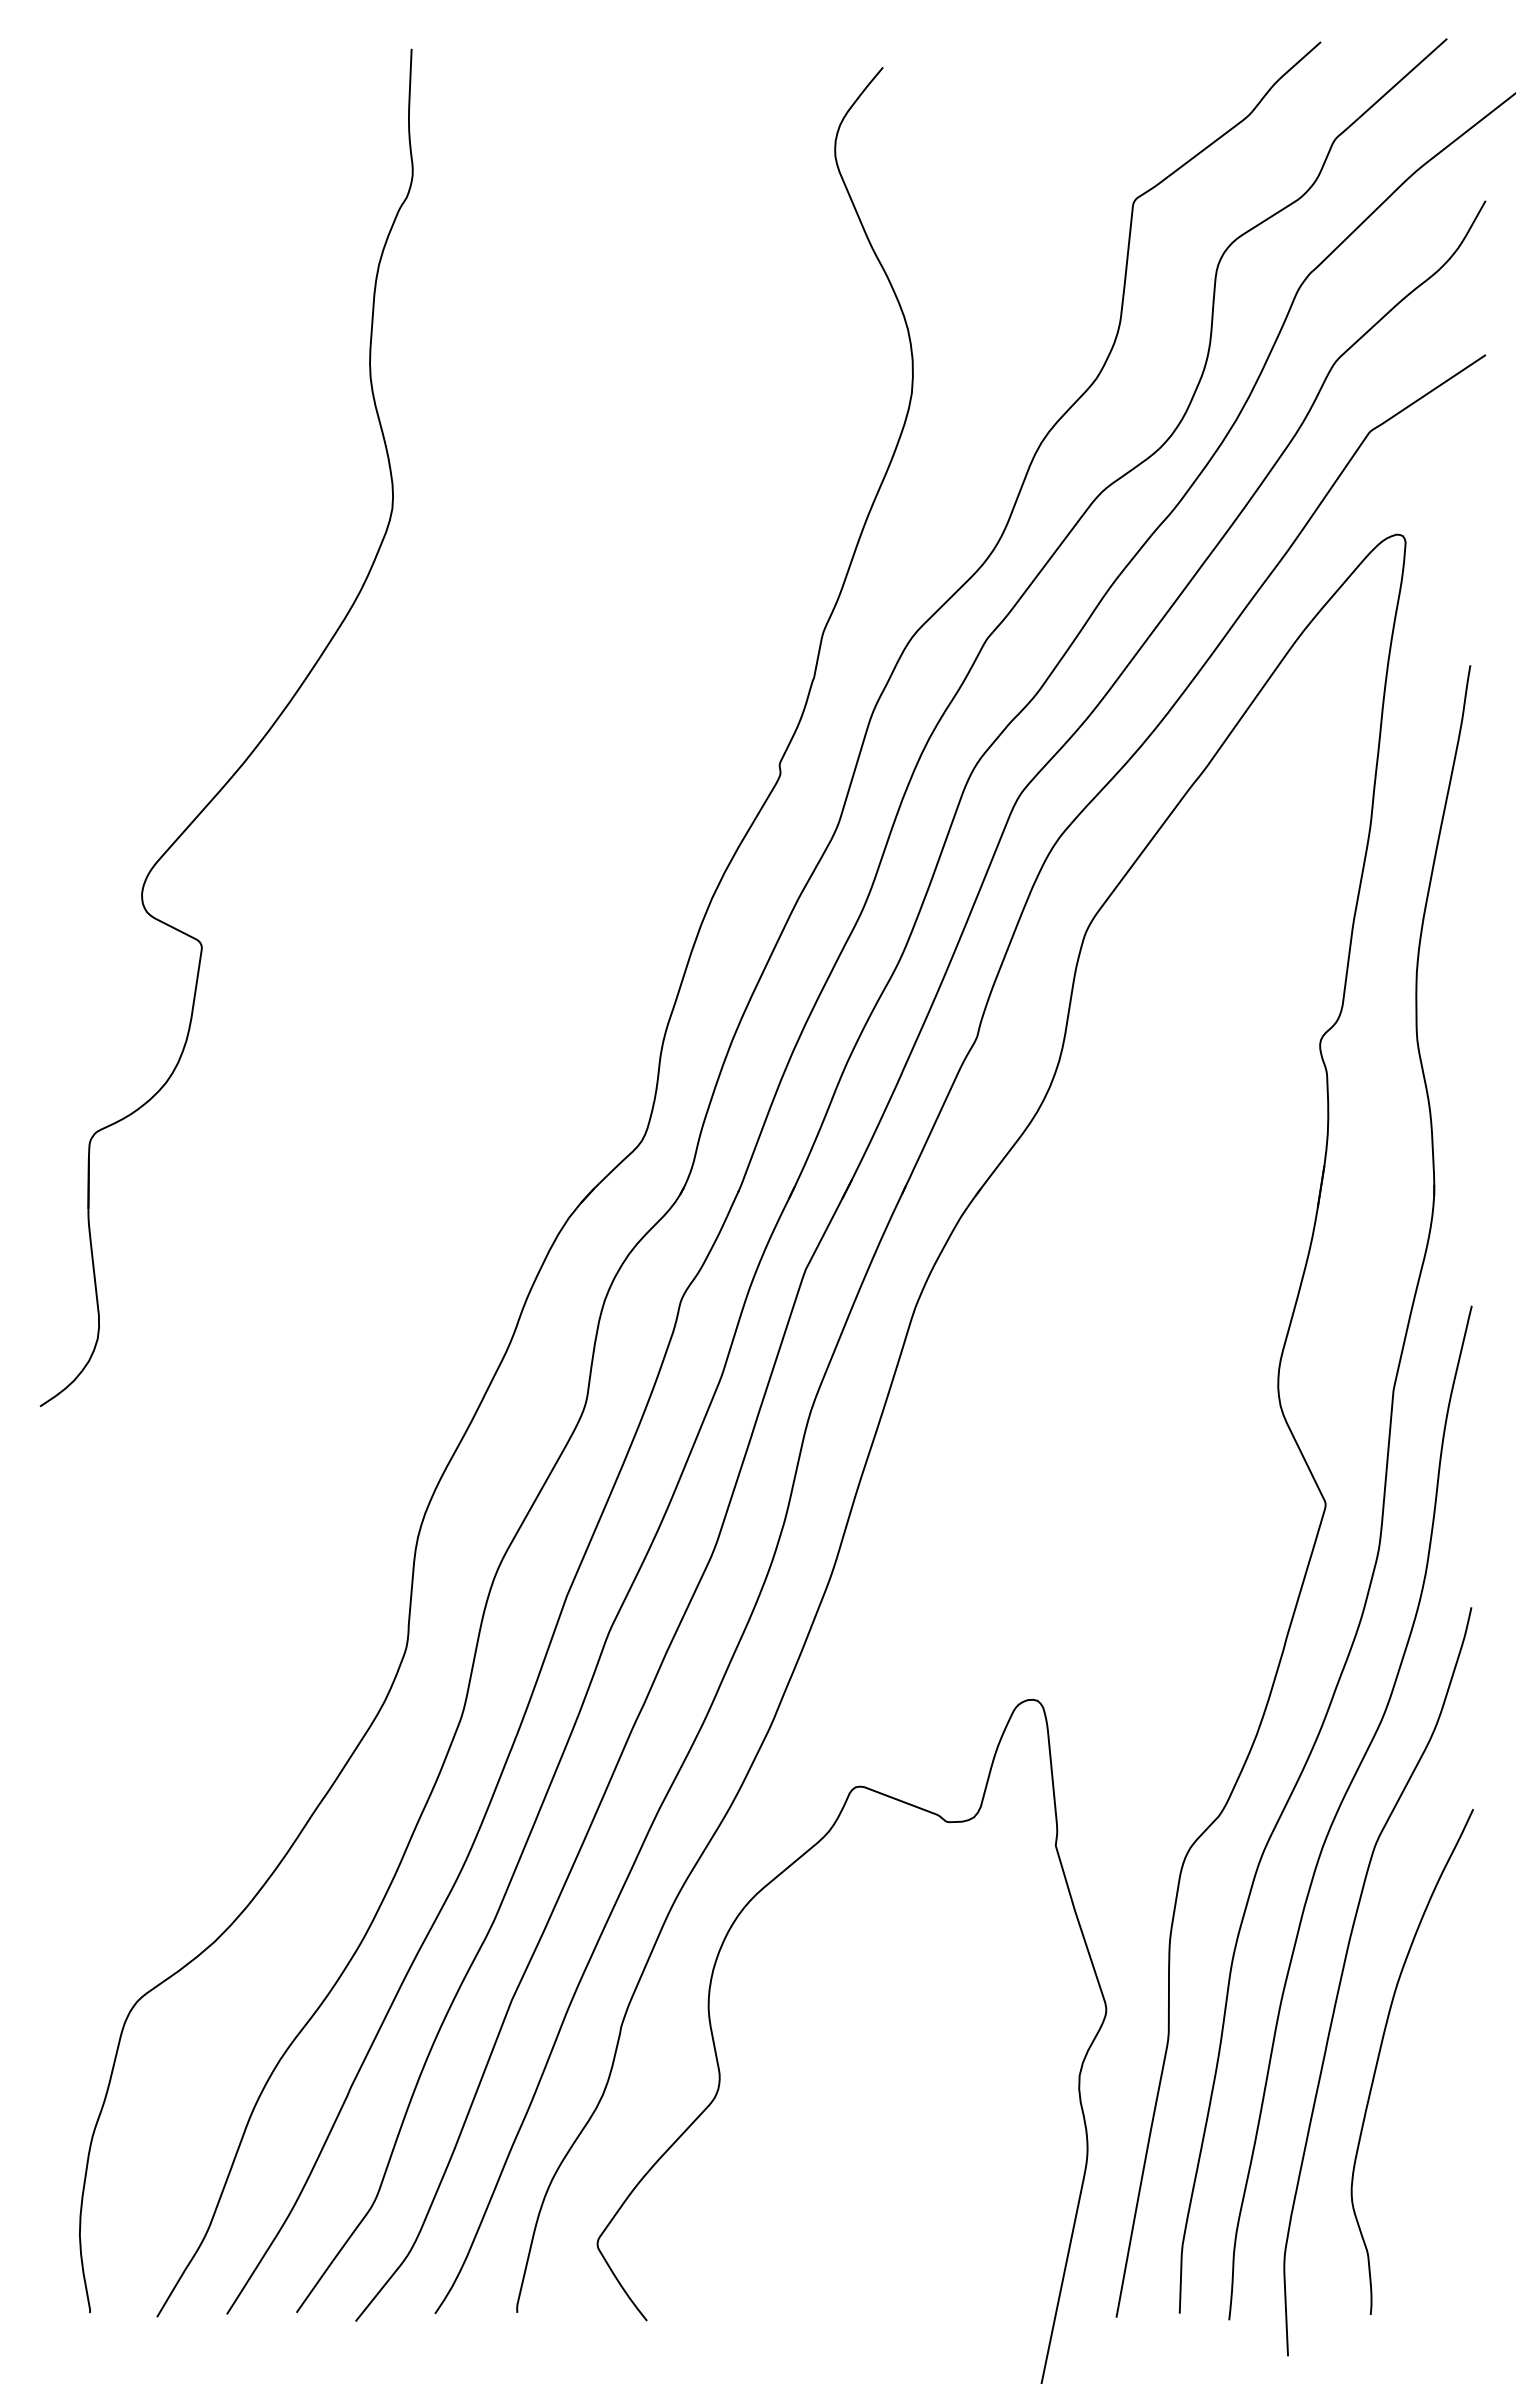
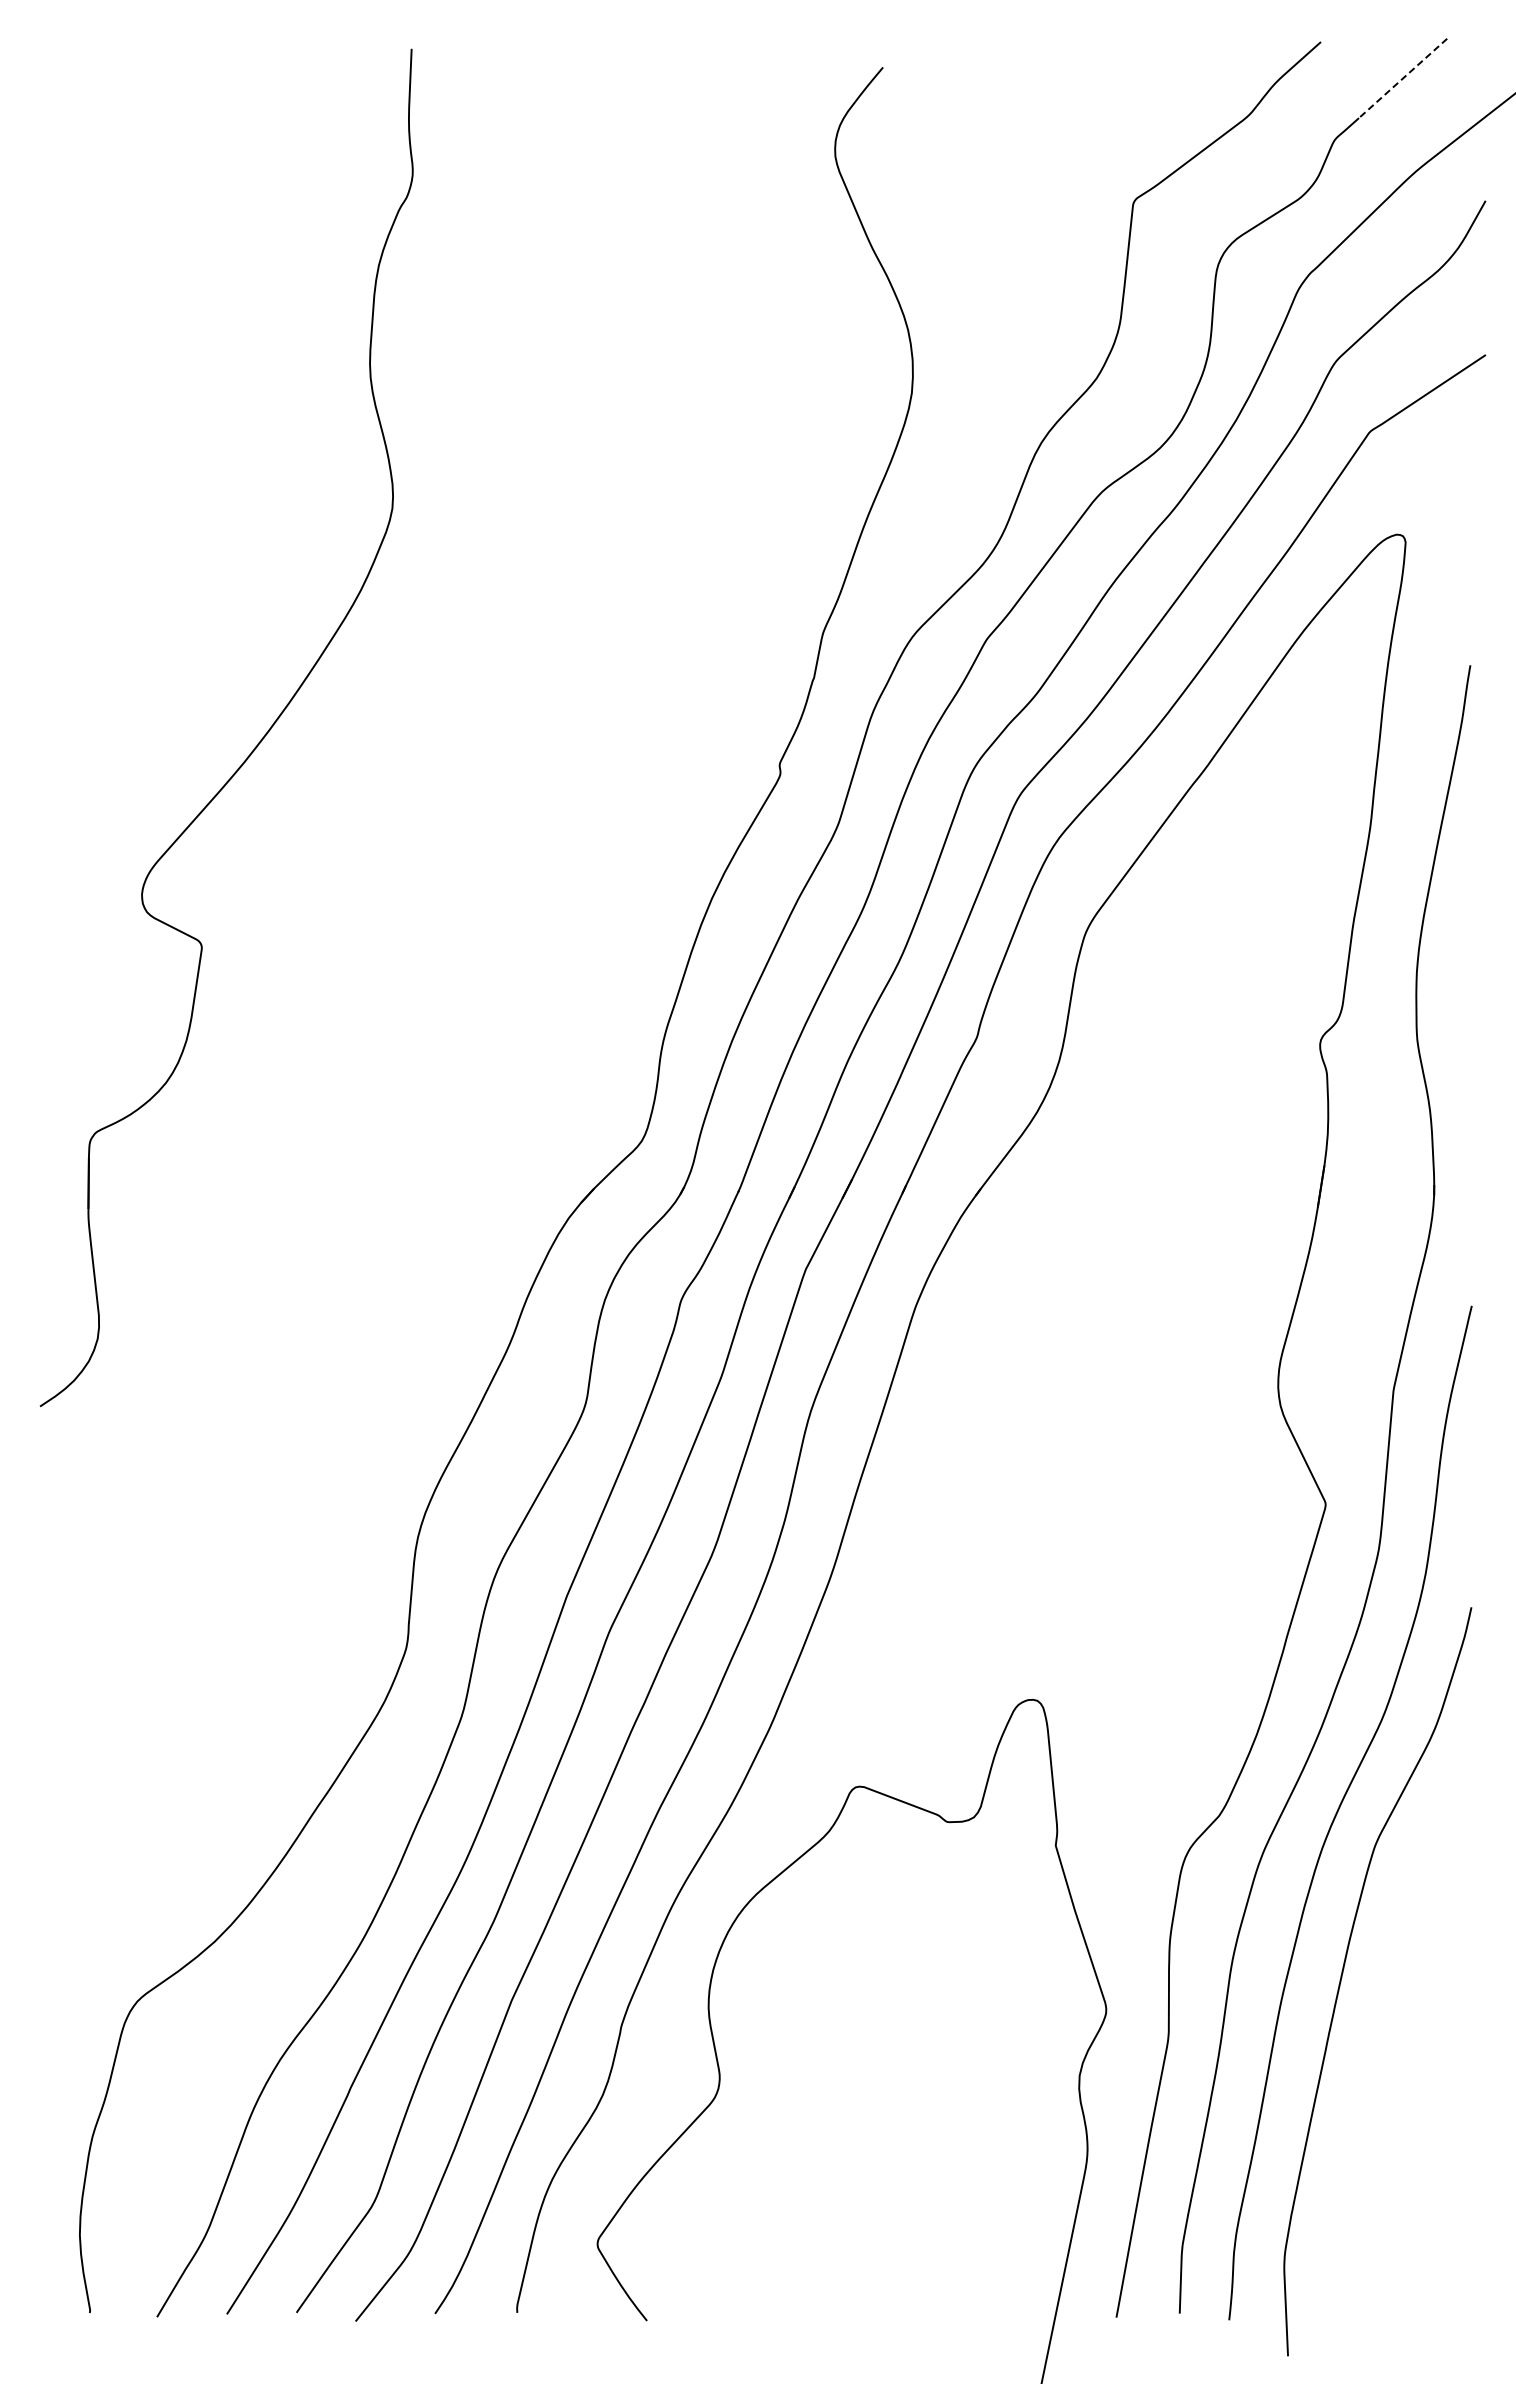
line: solid -> dashed (1402, 78)
curve: present -> none (1380, 2053)
